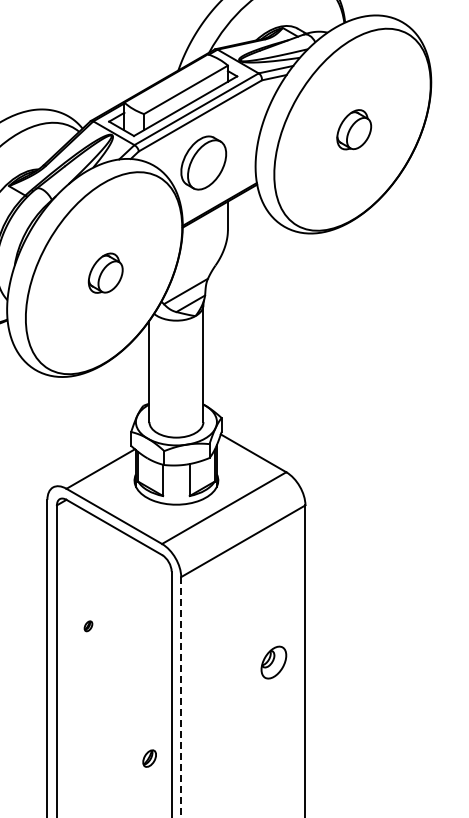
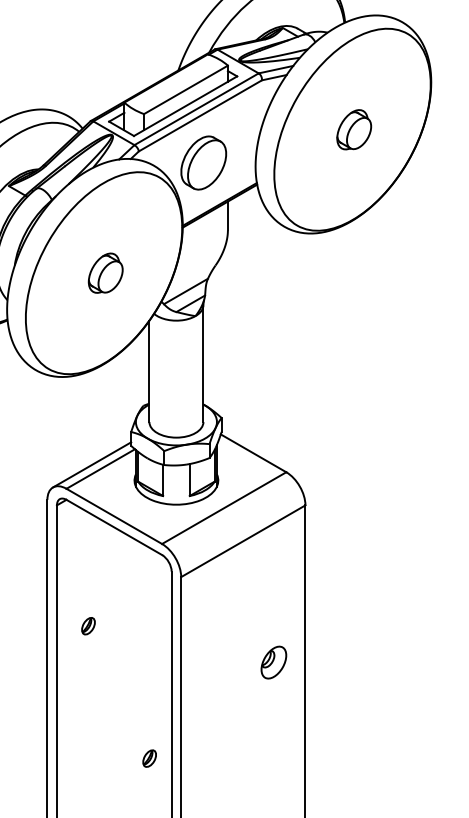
line: none -> present (92, 464)
part size: 11x13 px -> 15x19 px (88, 626)
line: dashed -> solid (181, 697)
